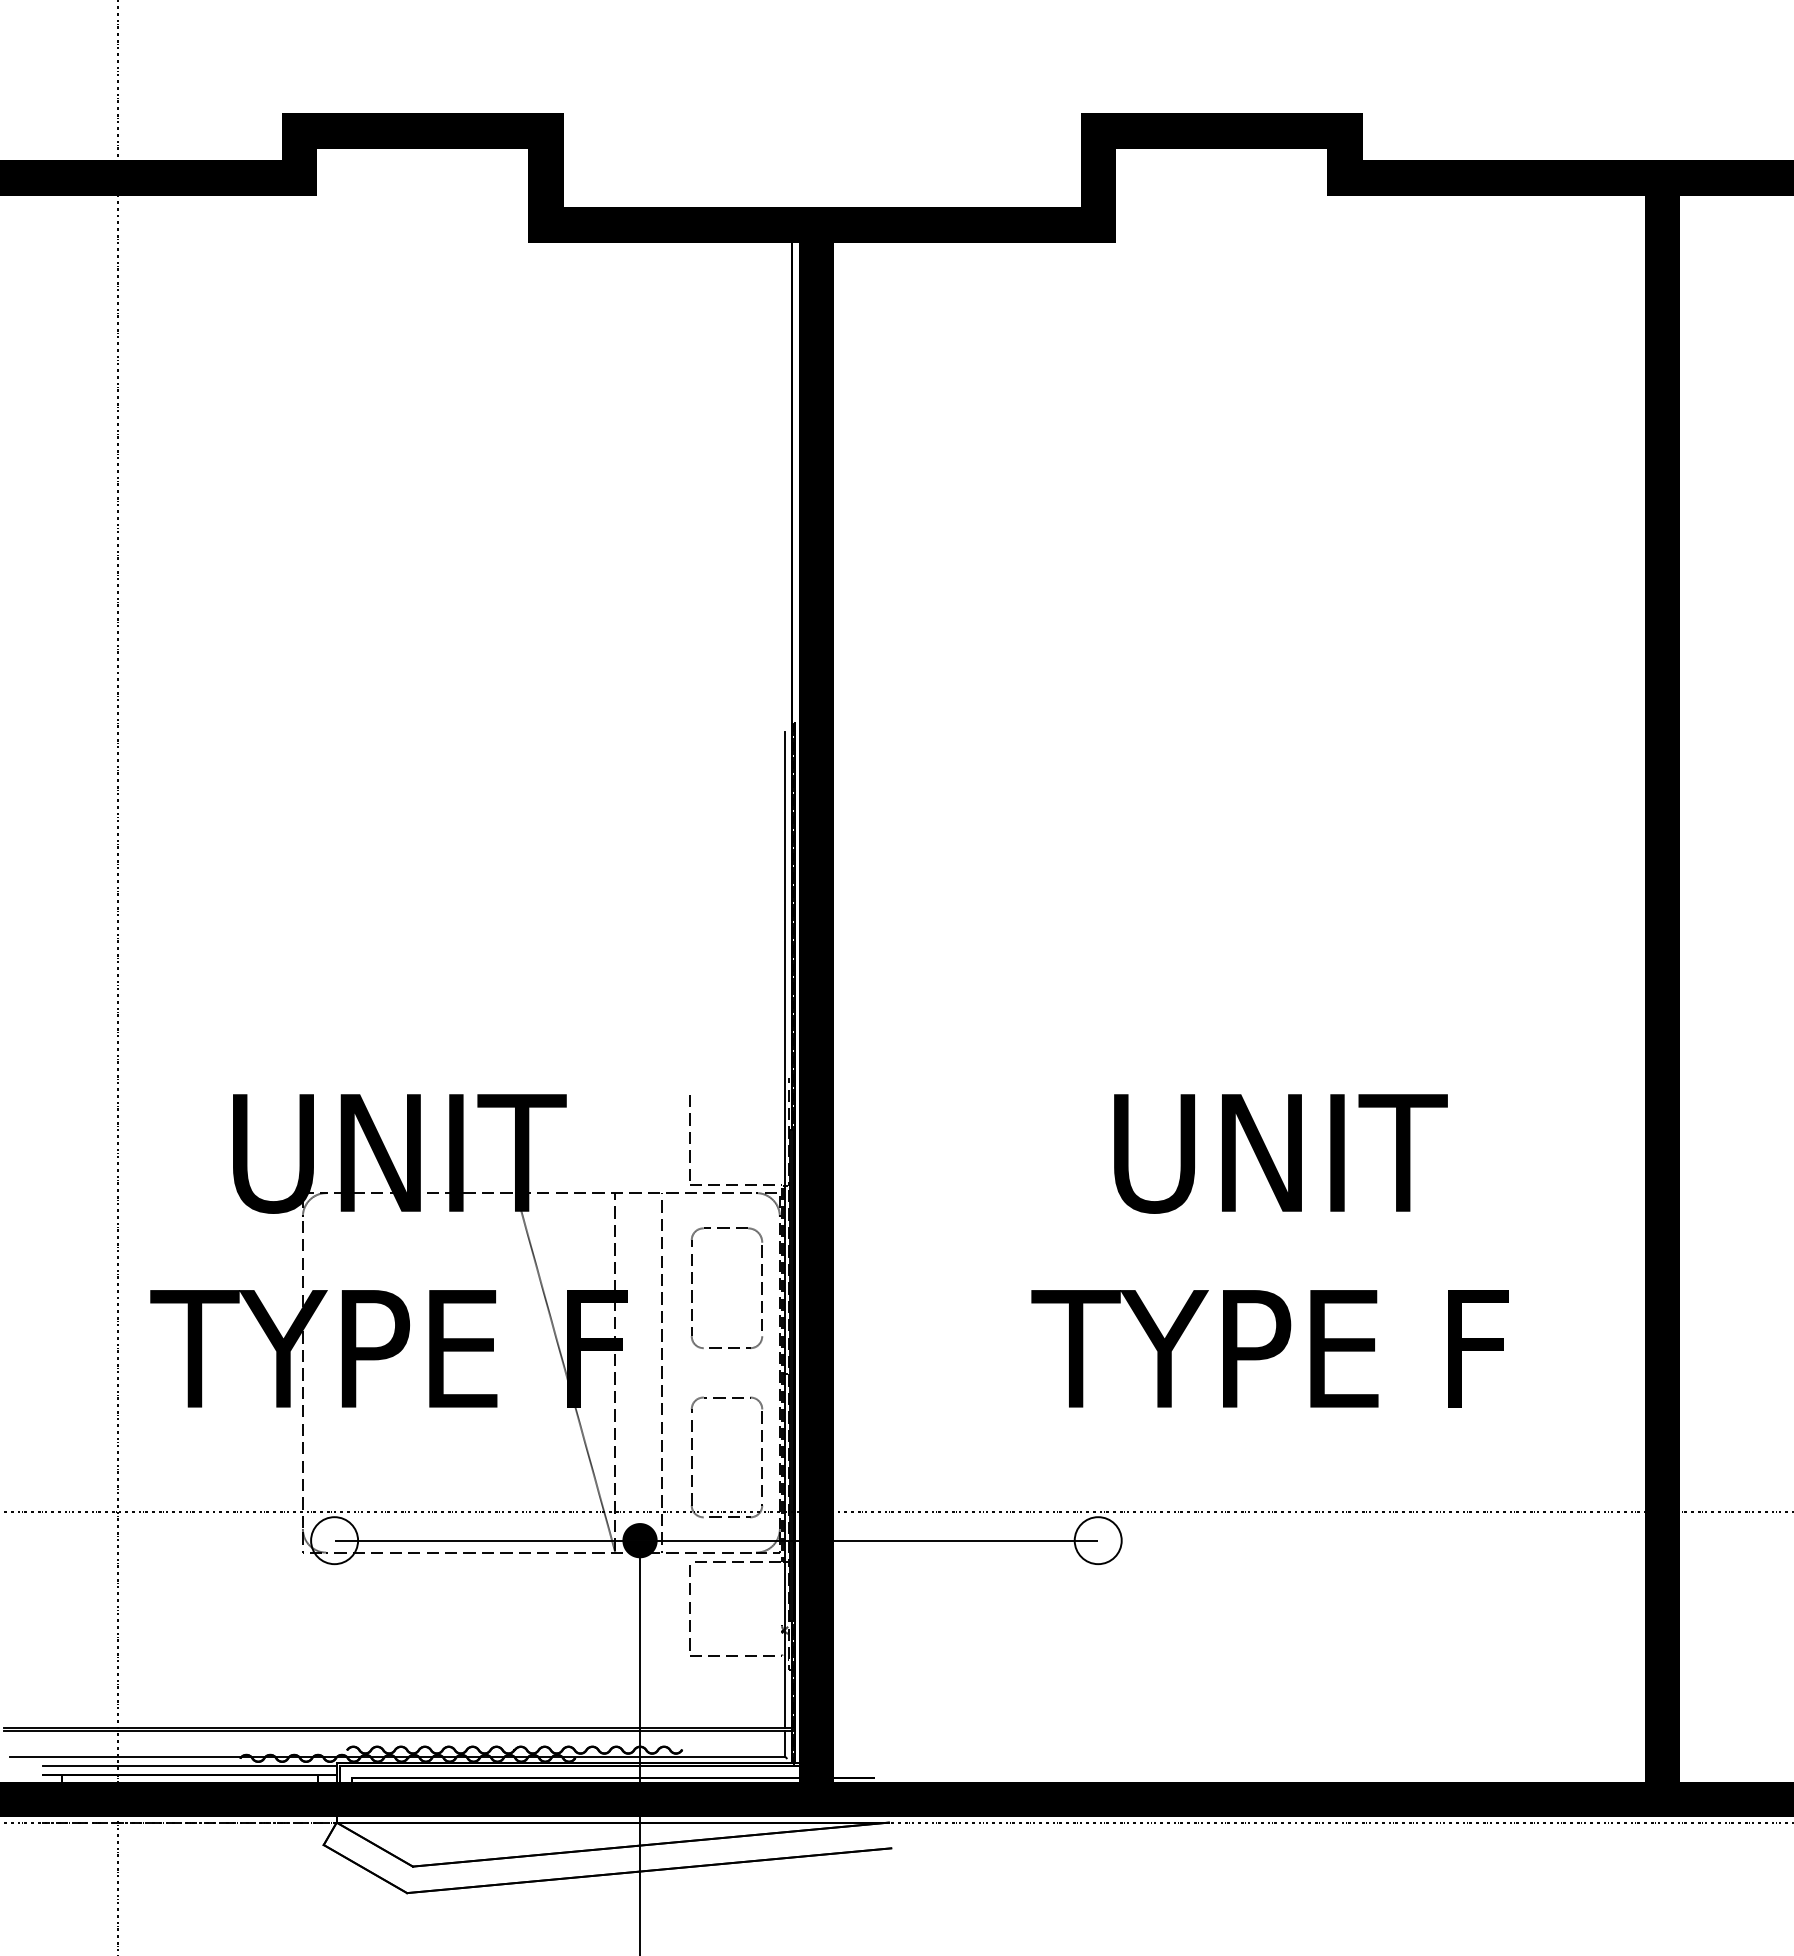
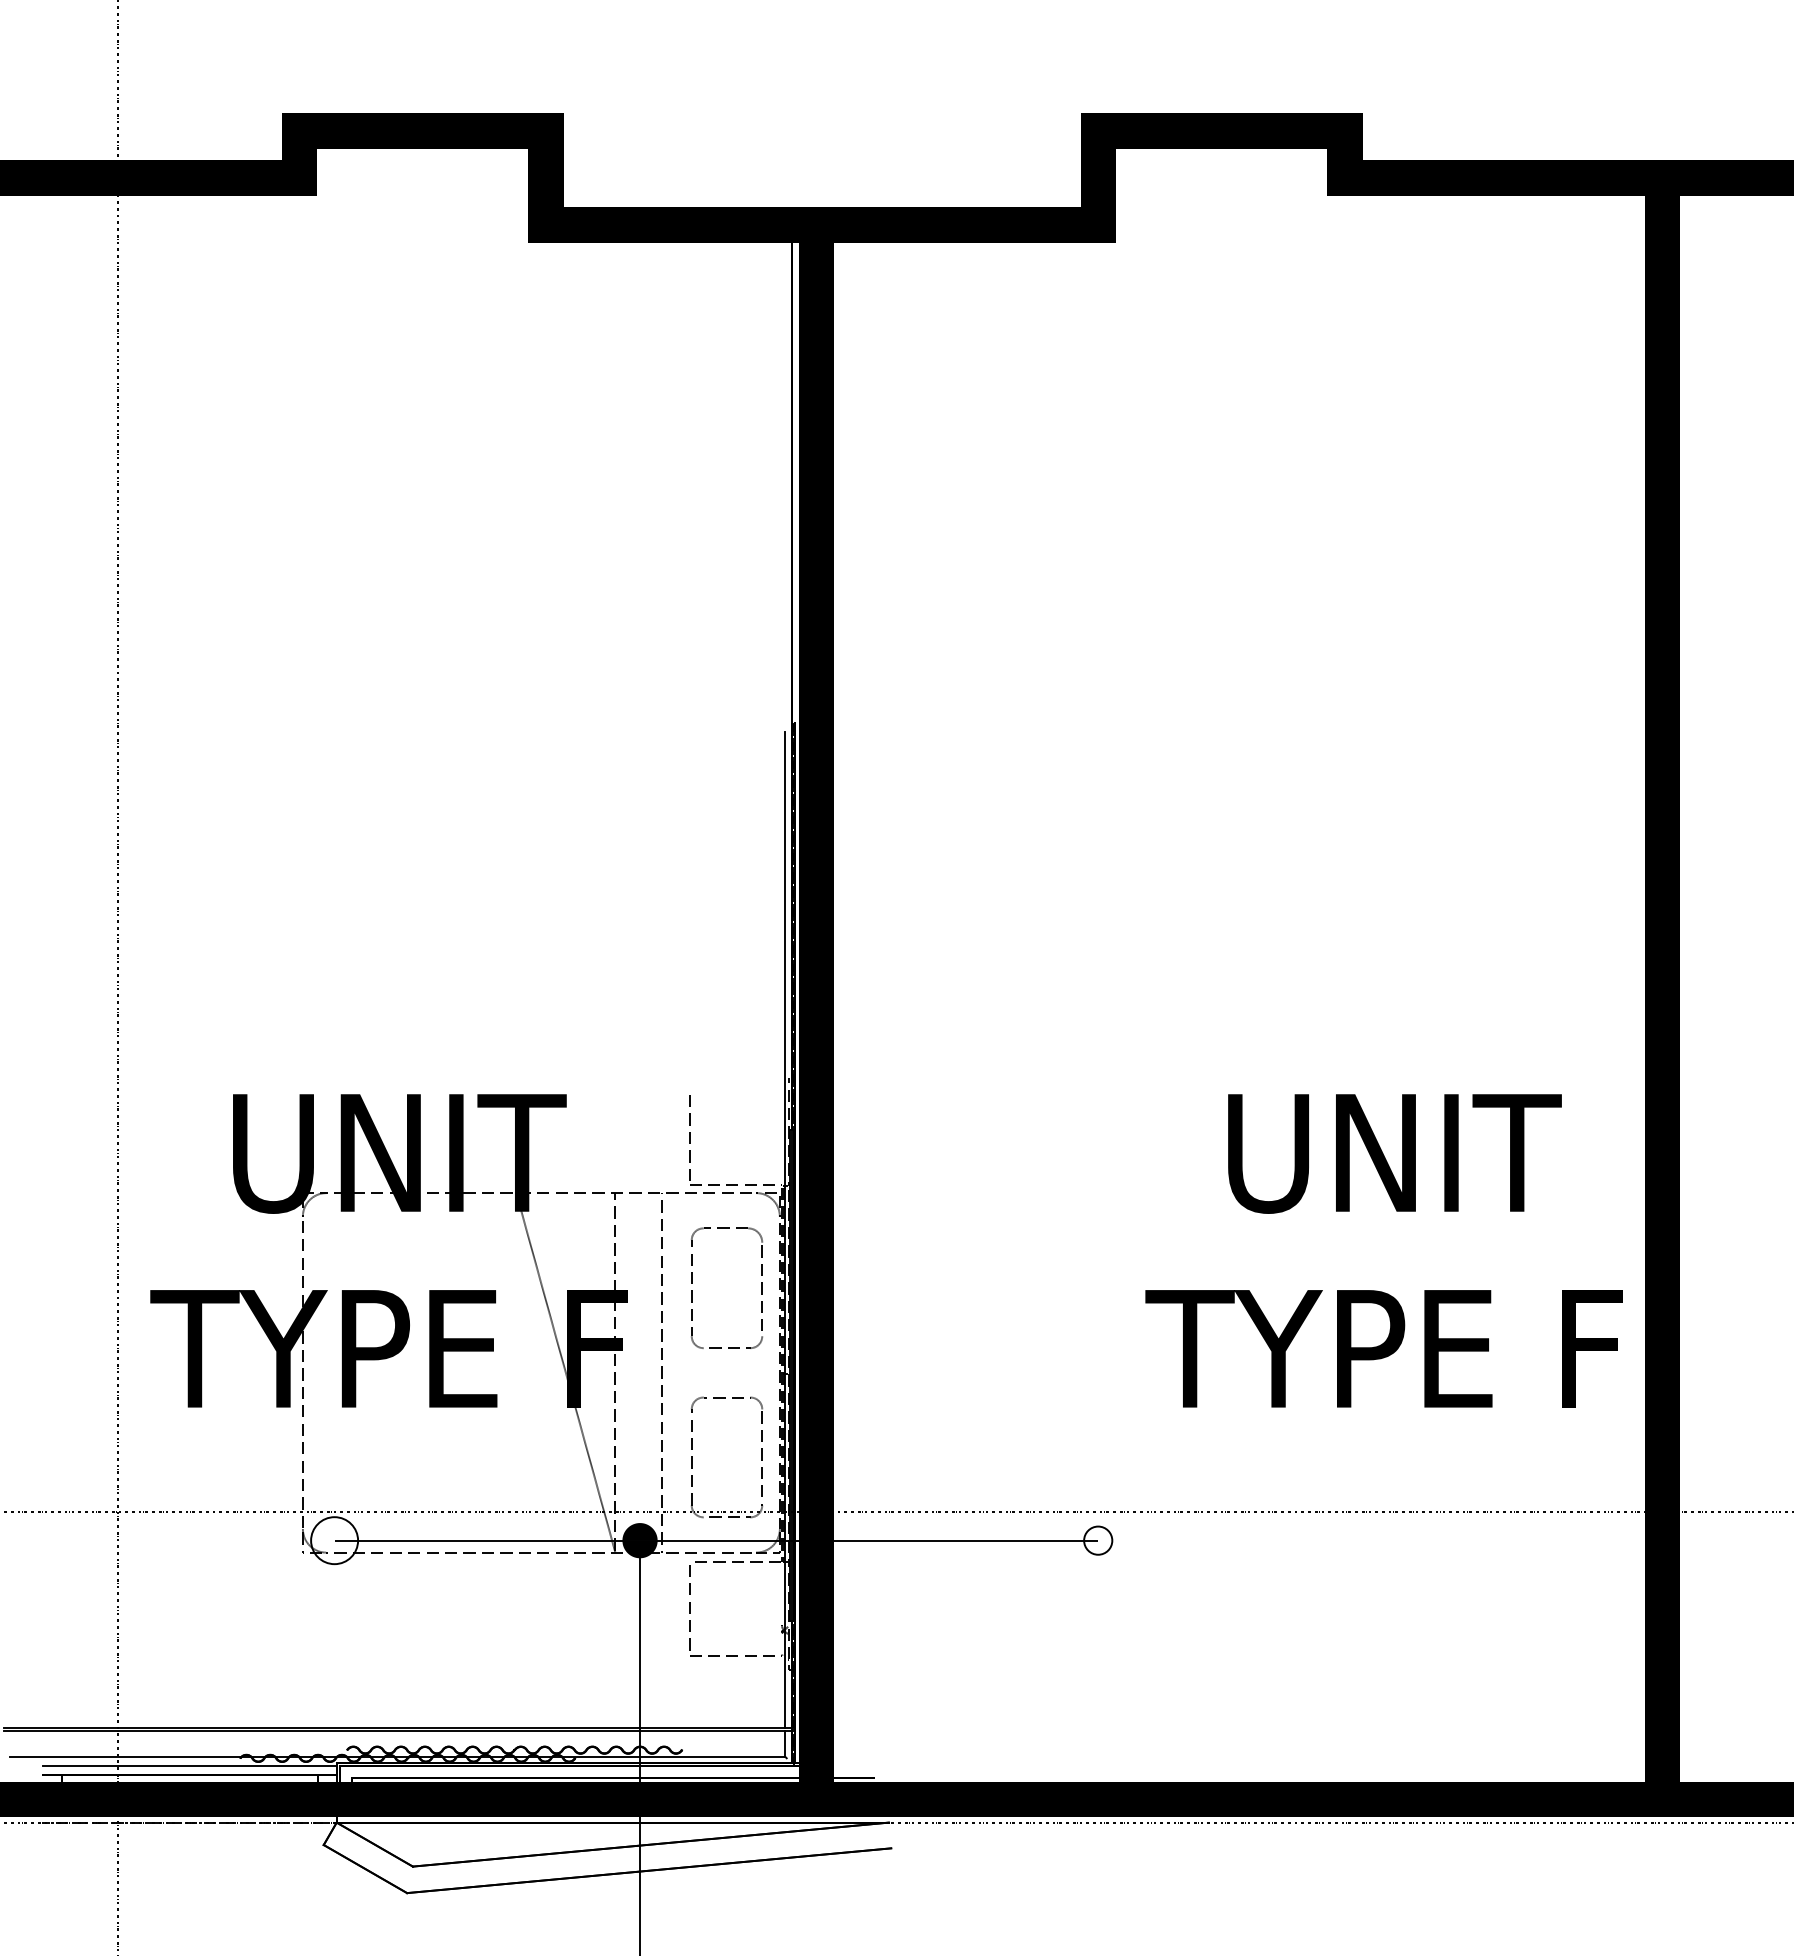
text position: (1269, 1250) -> (1383, 1250) (1383, 1250)
circle diameter: 47 px -> 28 px (1098, 1540)
